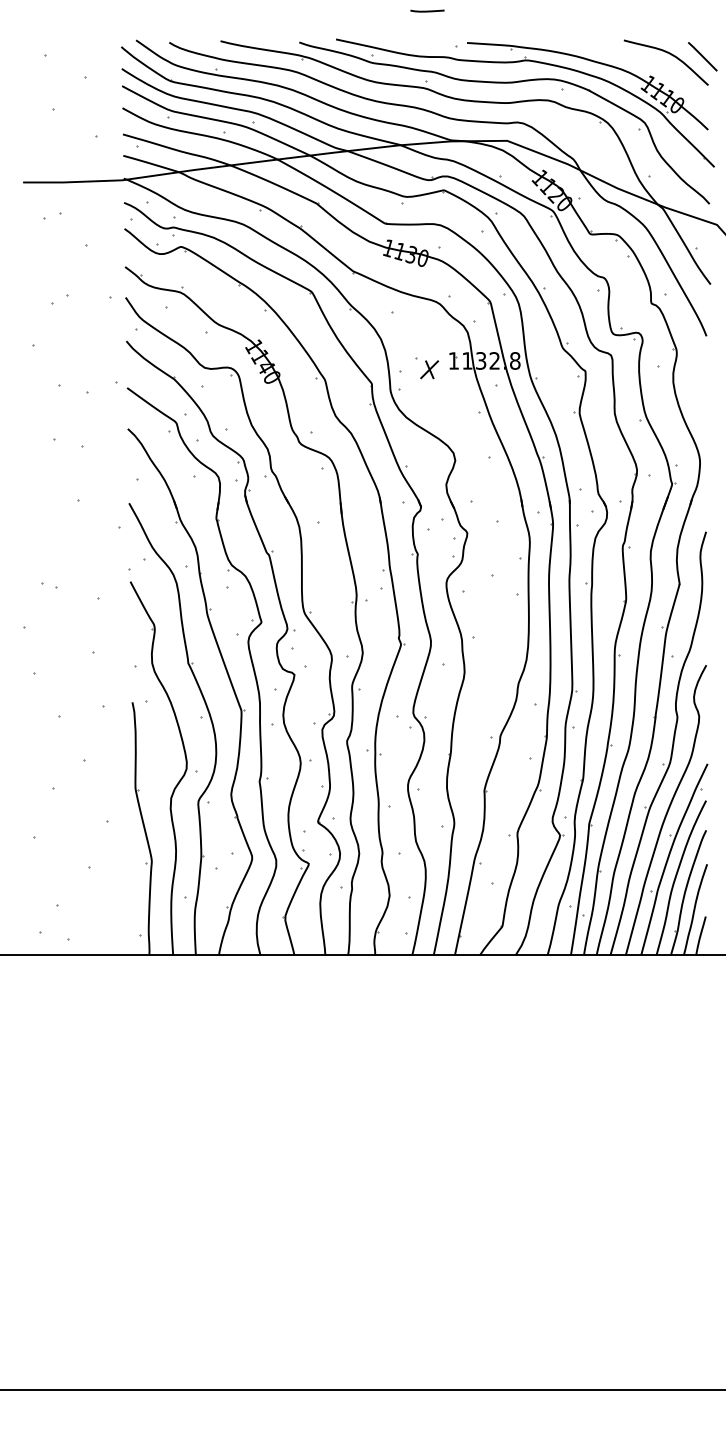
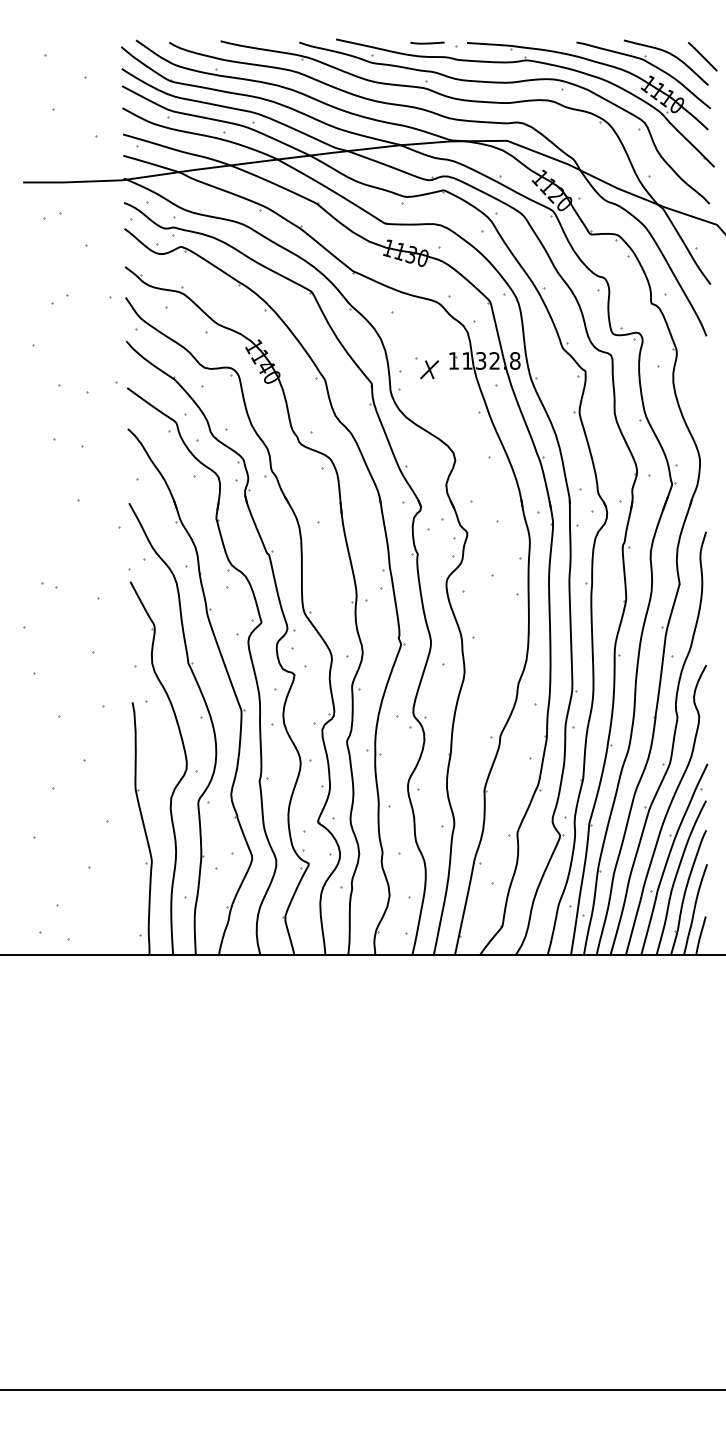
line position: (427, 10) -> (427, 42) (427, 42)
part: none -> present (649, 64)
